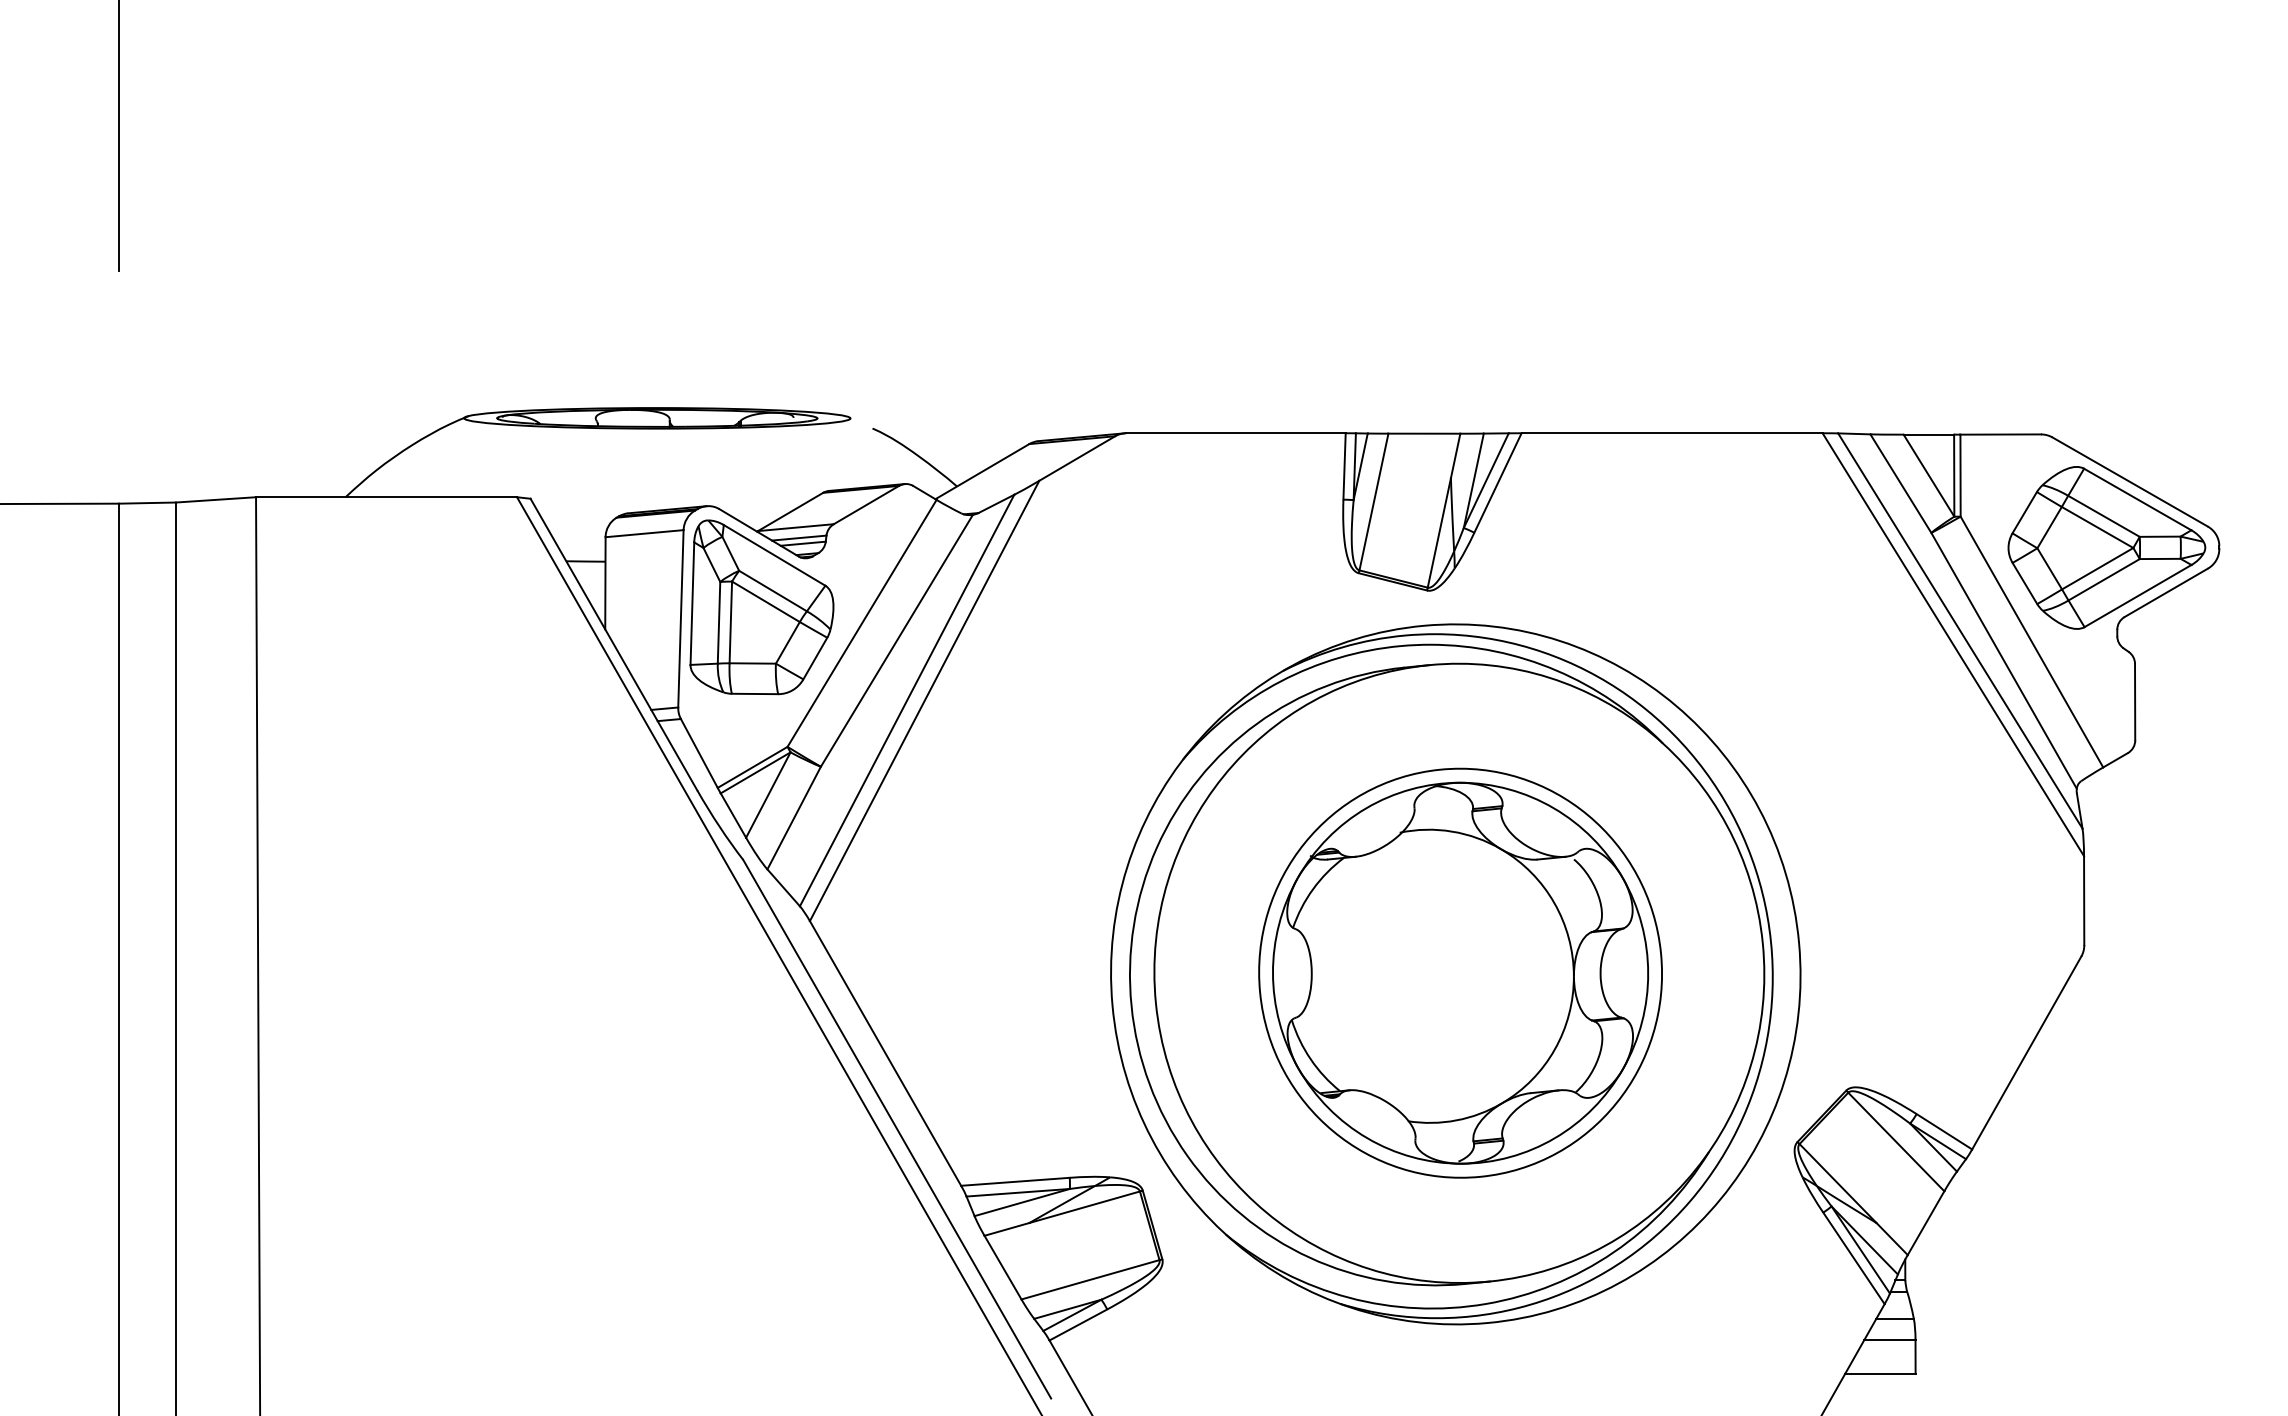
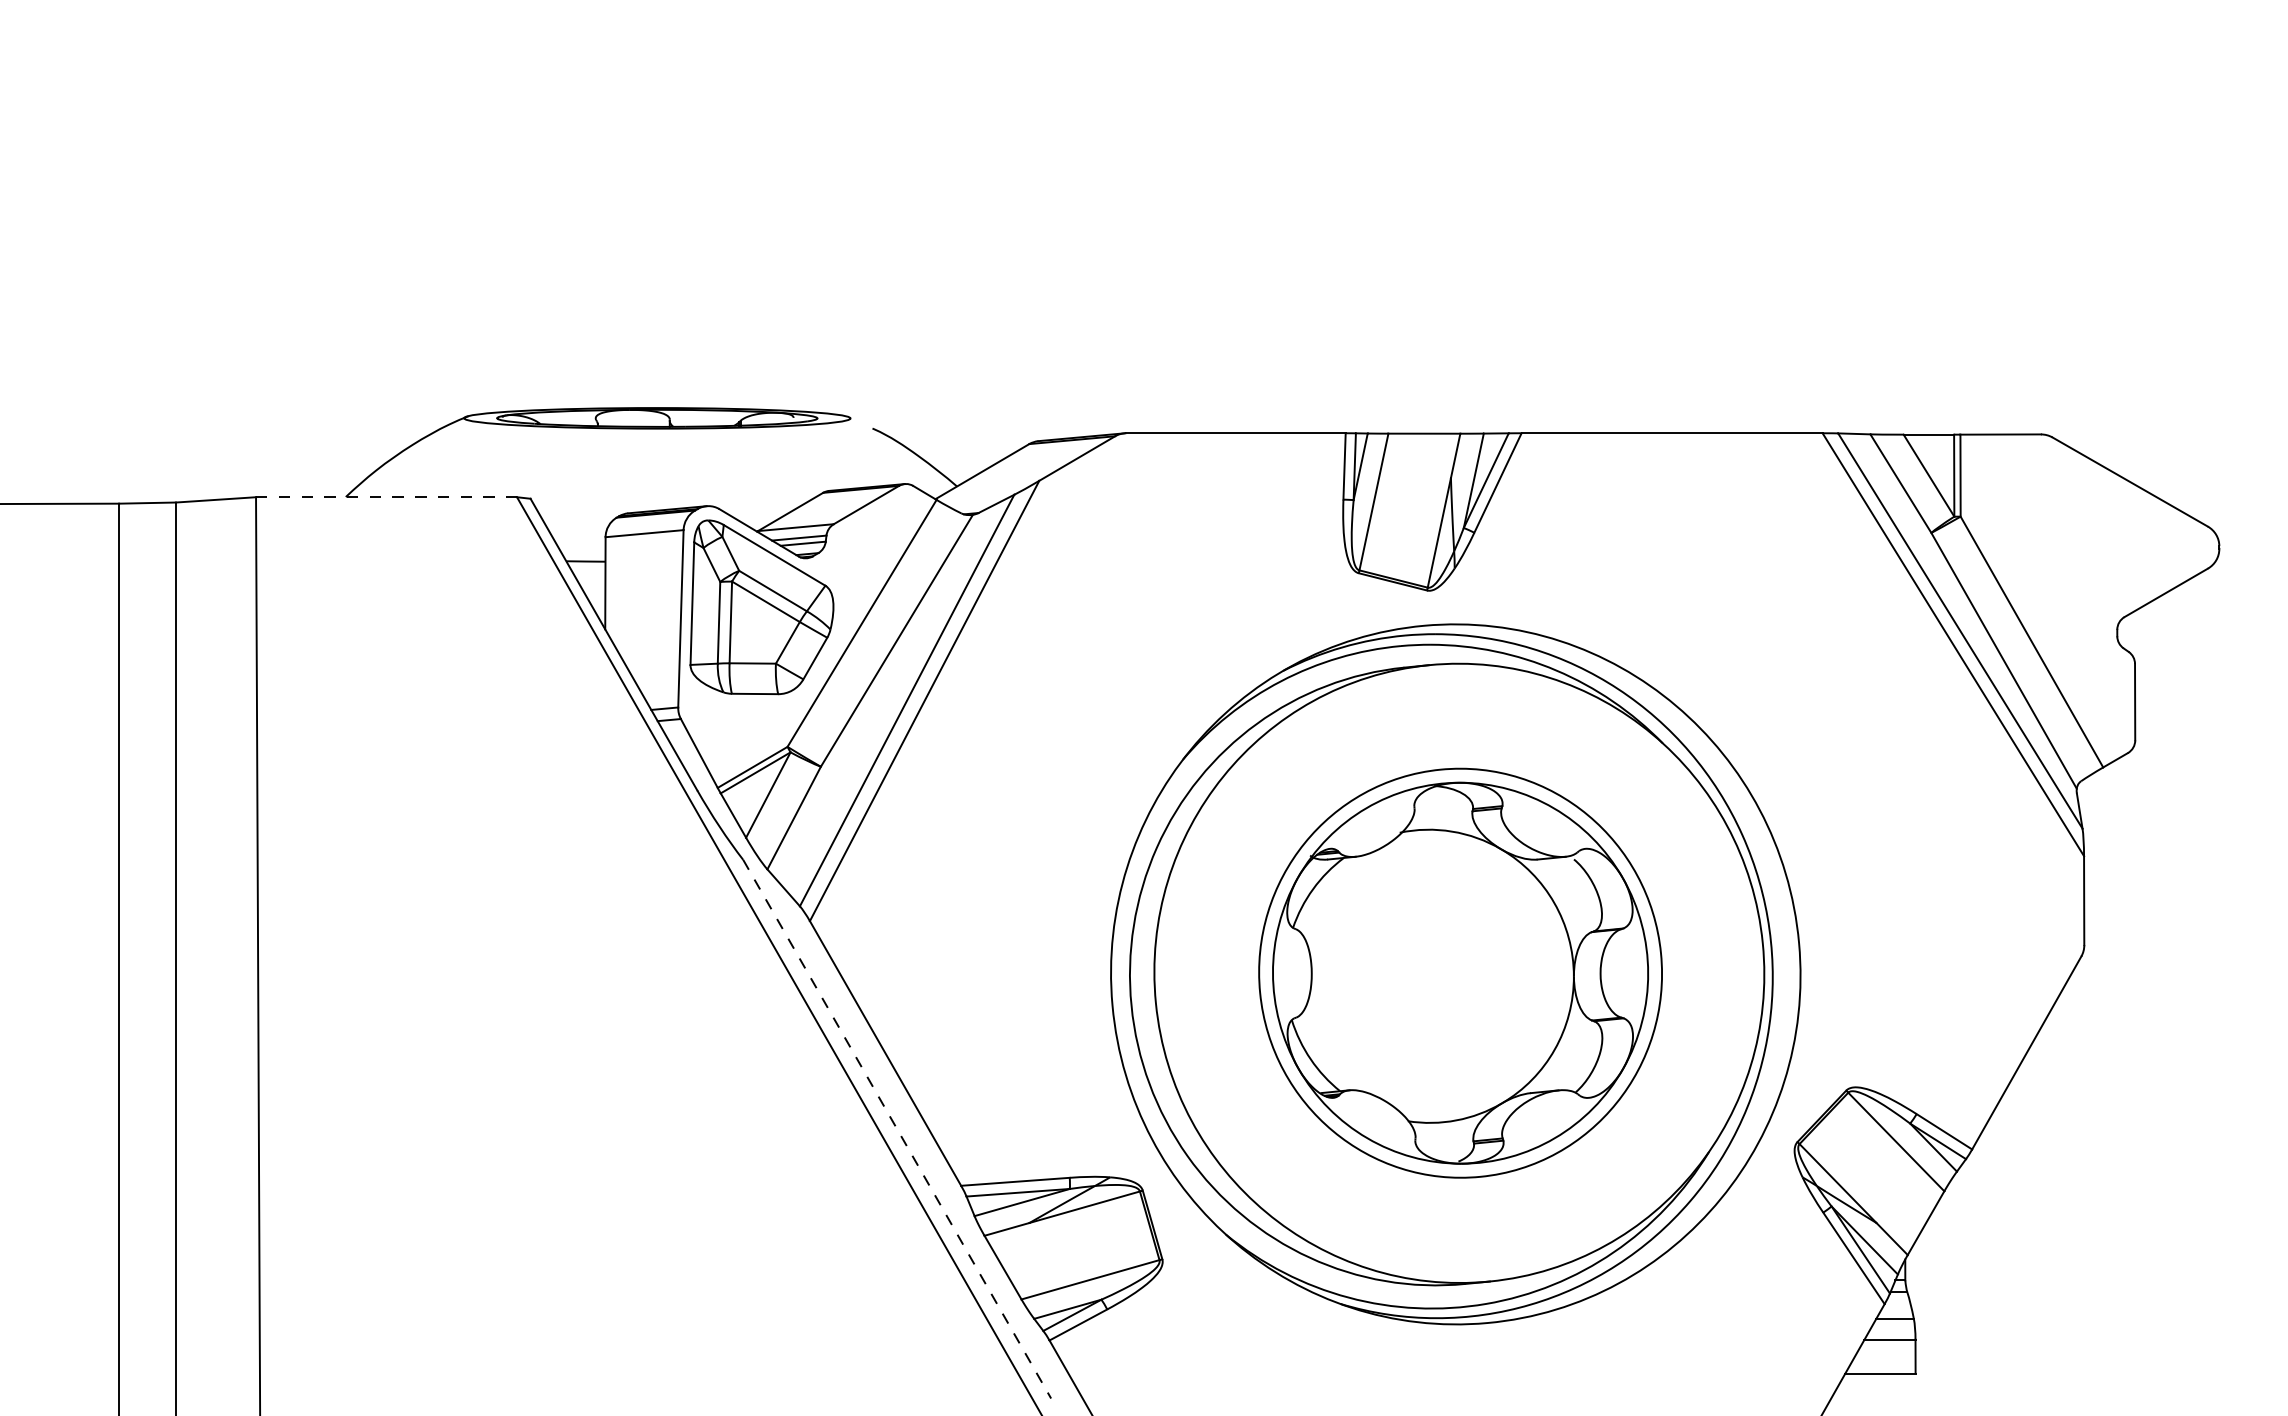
line: present -> none (119, 136)
line: solid -> dashed (386, 497)
part: present -> none (2106, 547)
line: solid -> dashed (897, 1129)
